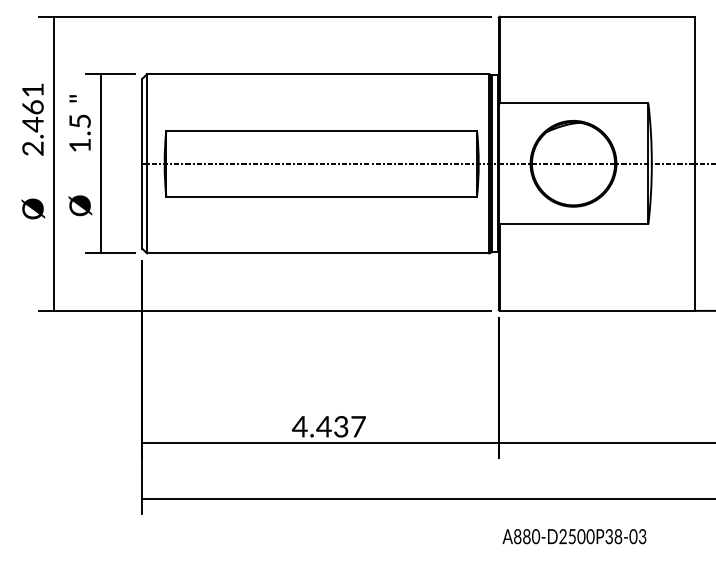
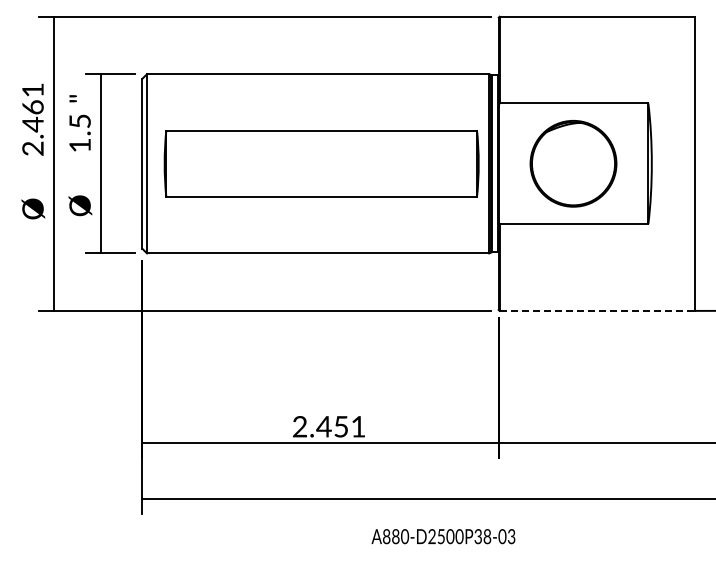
line: present -> none (427, 163)
line: solid -> dashed (597, 310)
text: 4.437 -> 2.451 (328, 426)
text position: (574, 536) -> (443, 536) (443, 536)
